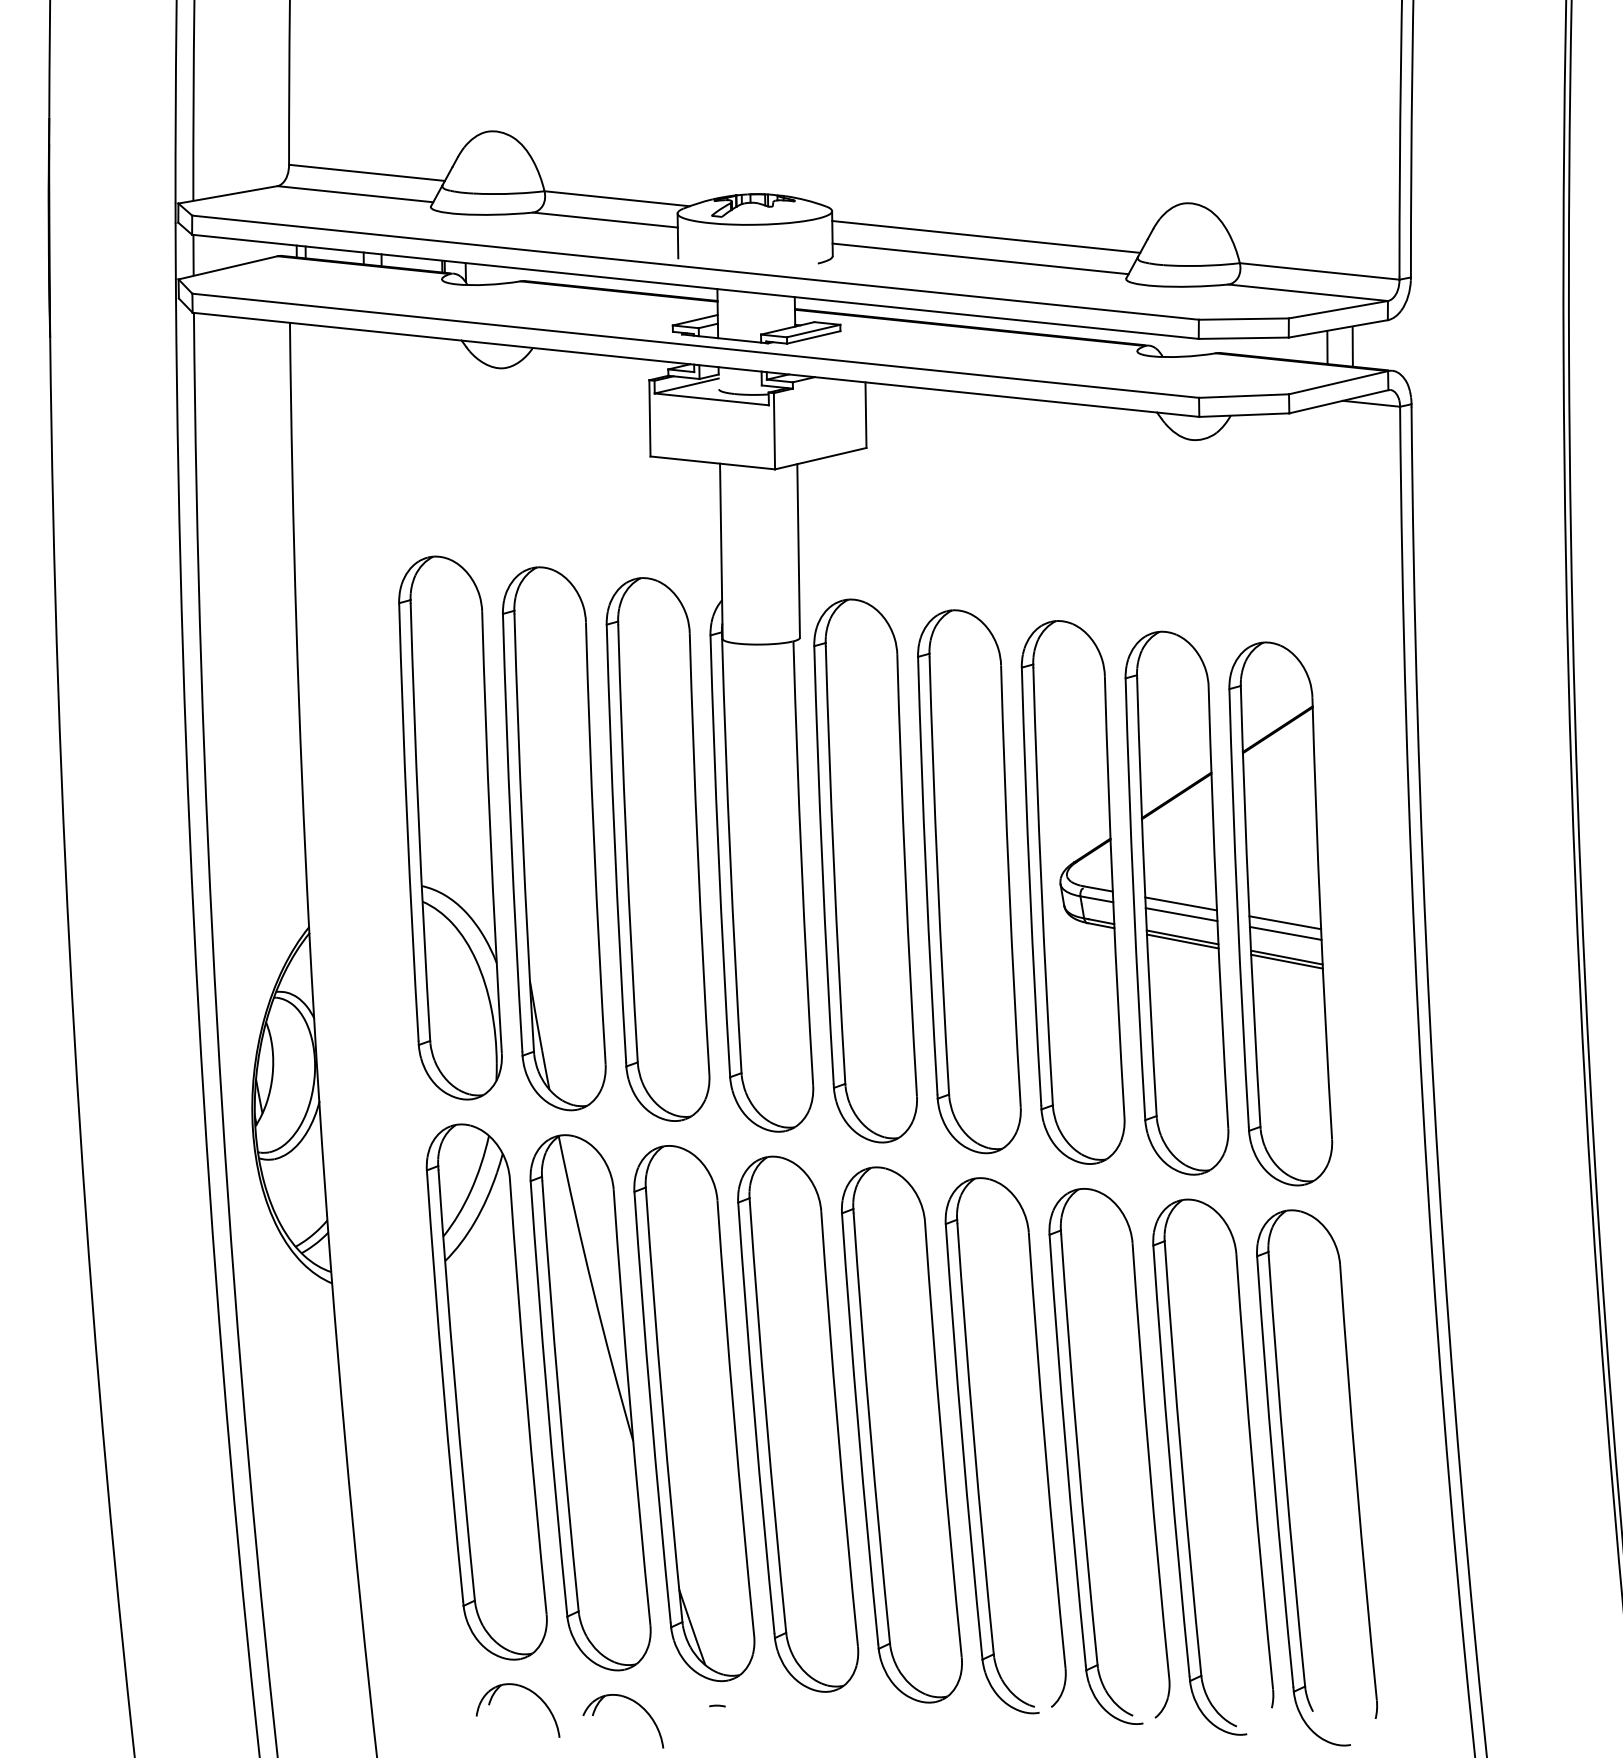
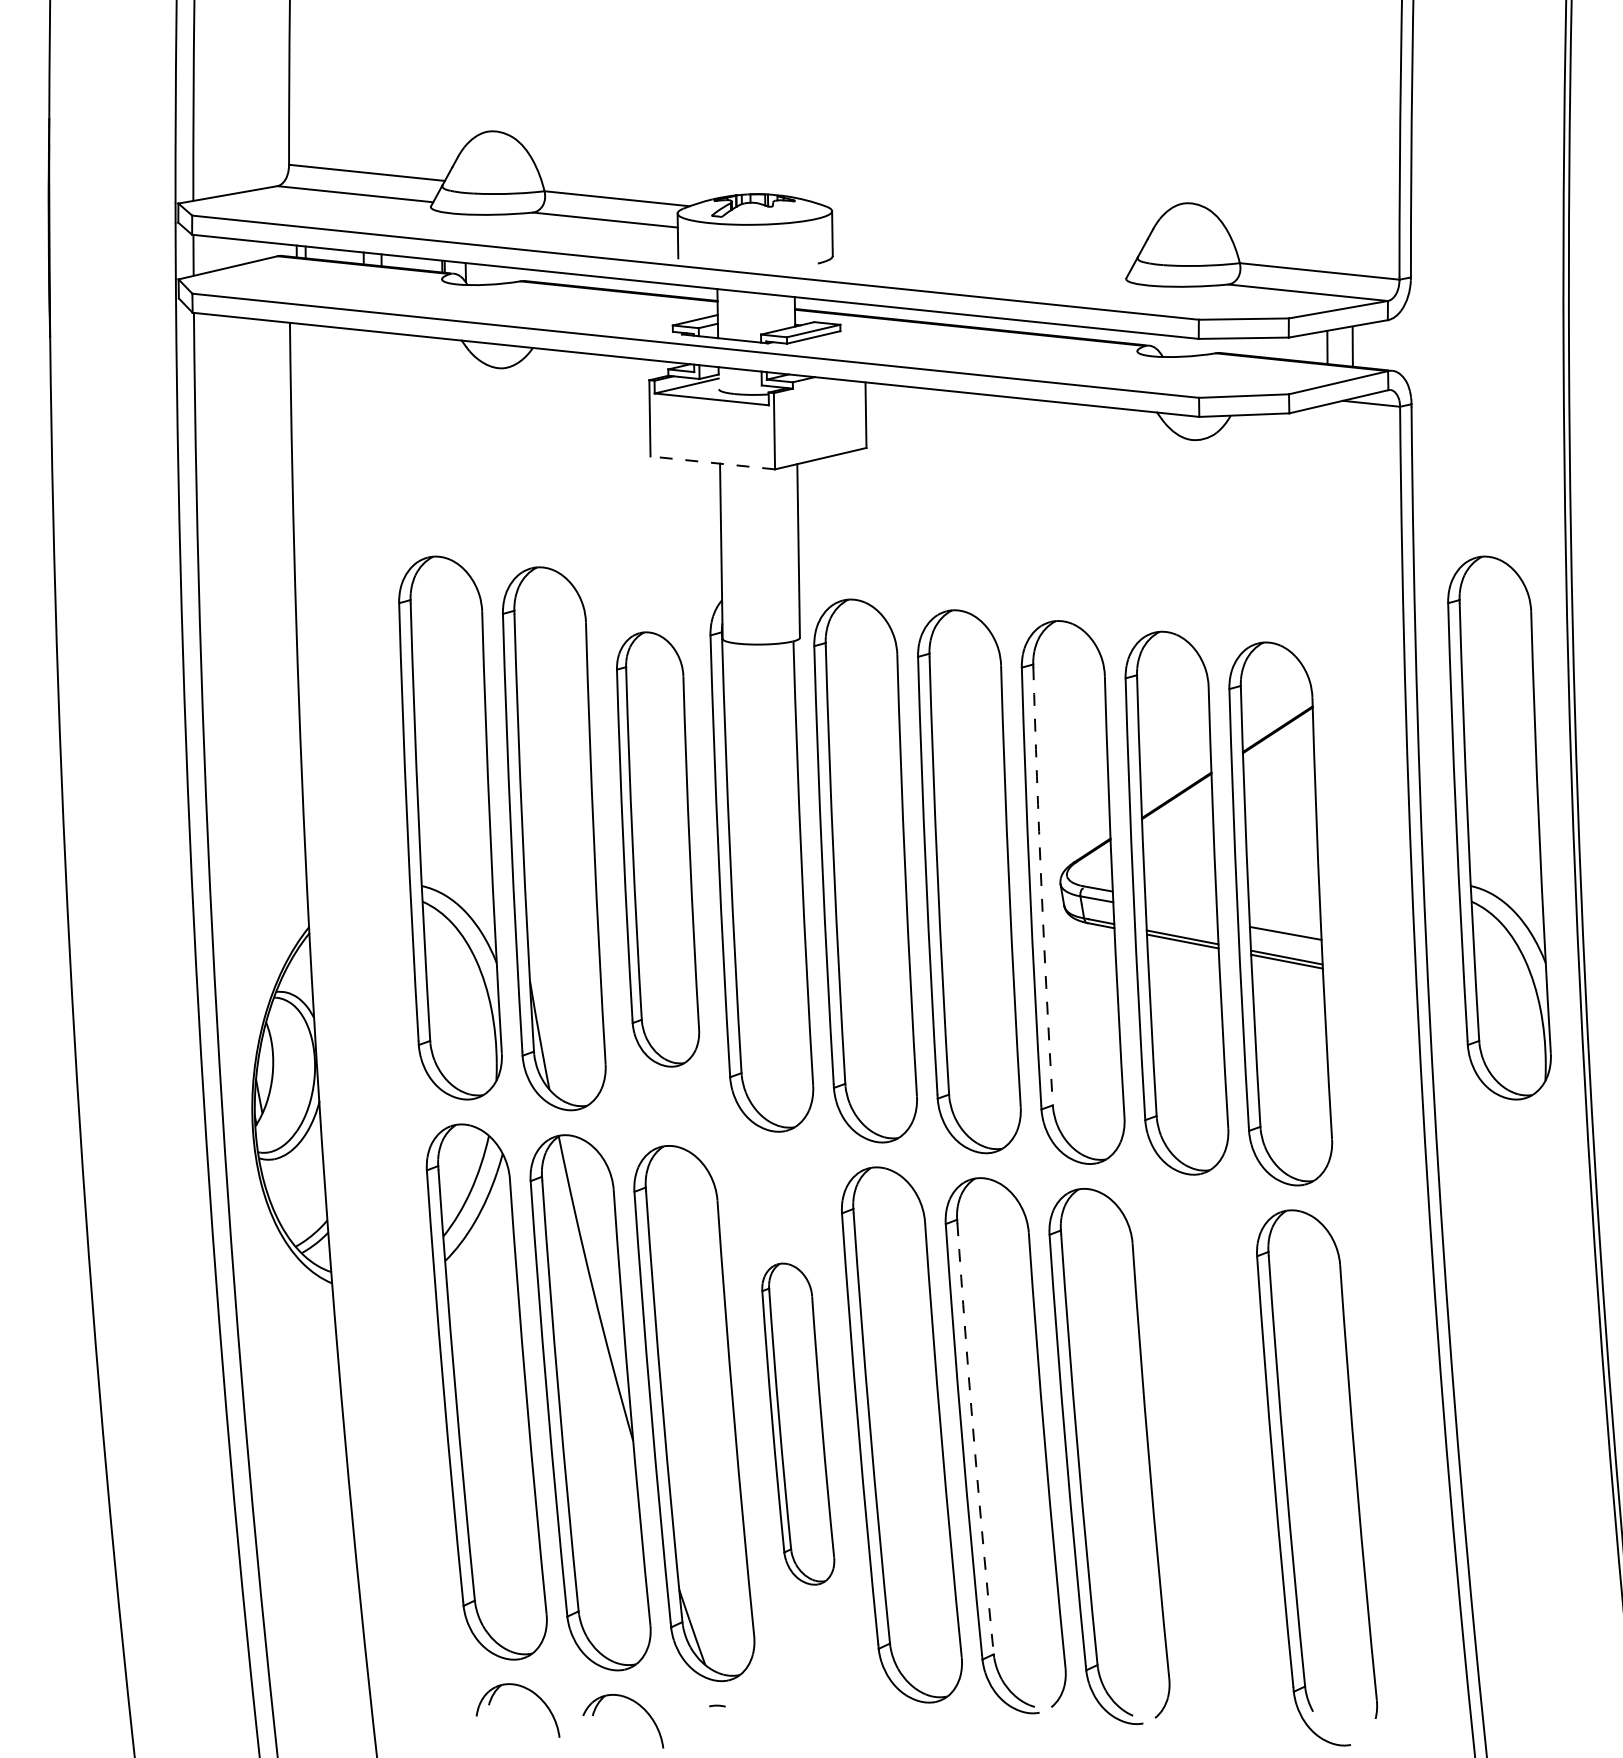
line: present -> none (986, 236)
line: present -> none (980, 258)
line: solid -> dashed (712, 462)
part: none -> present (1499, 827)
part size: 106x545 px -> 85x437 px (658, 849)
arc: solid -> dashed (1041, 886)
line: present -> none (1180, 903)
line: present -> none (1181, 914)
line: present -> none (1285, 922)
part size: 123x538 px -> 75x324 px (798, 1423)
arc: solid -> dashed (973, 1438)
part: present -> none (1183, 1467)
